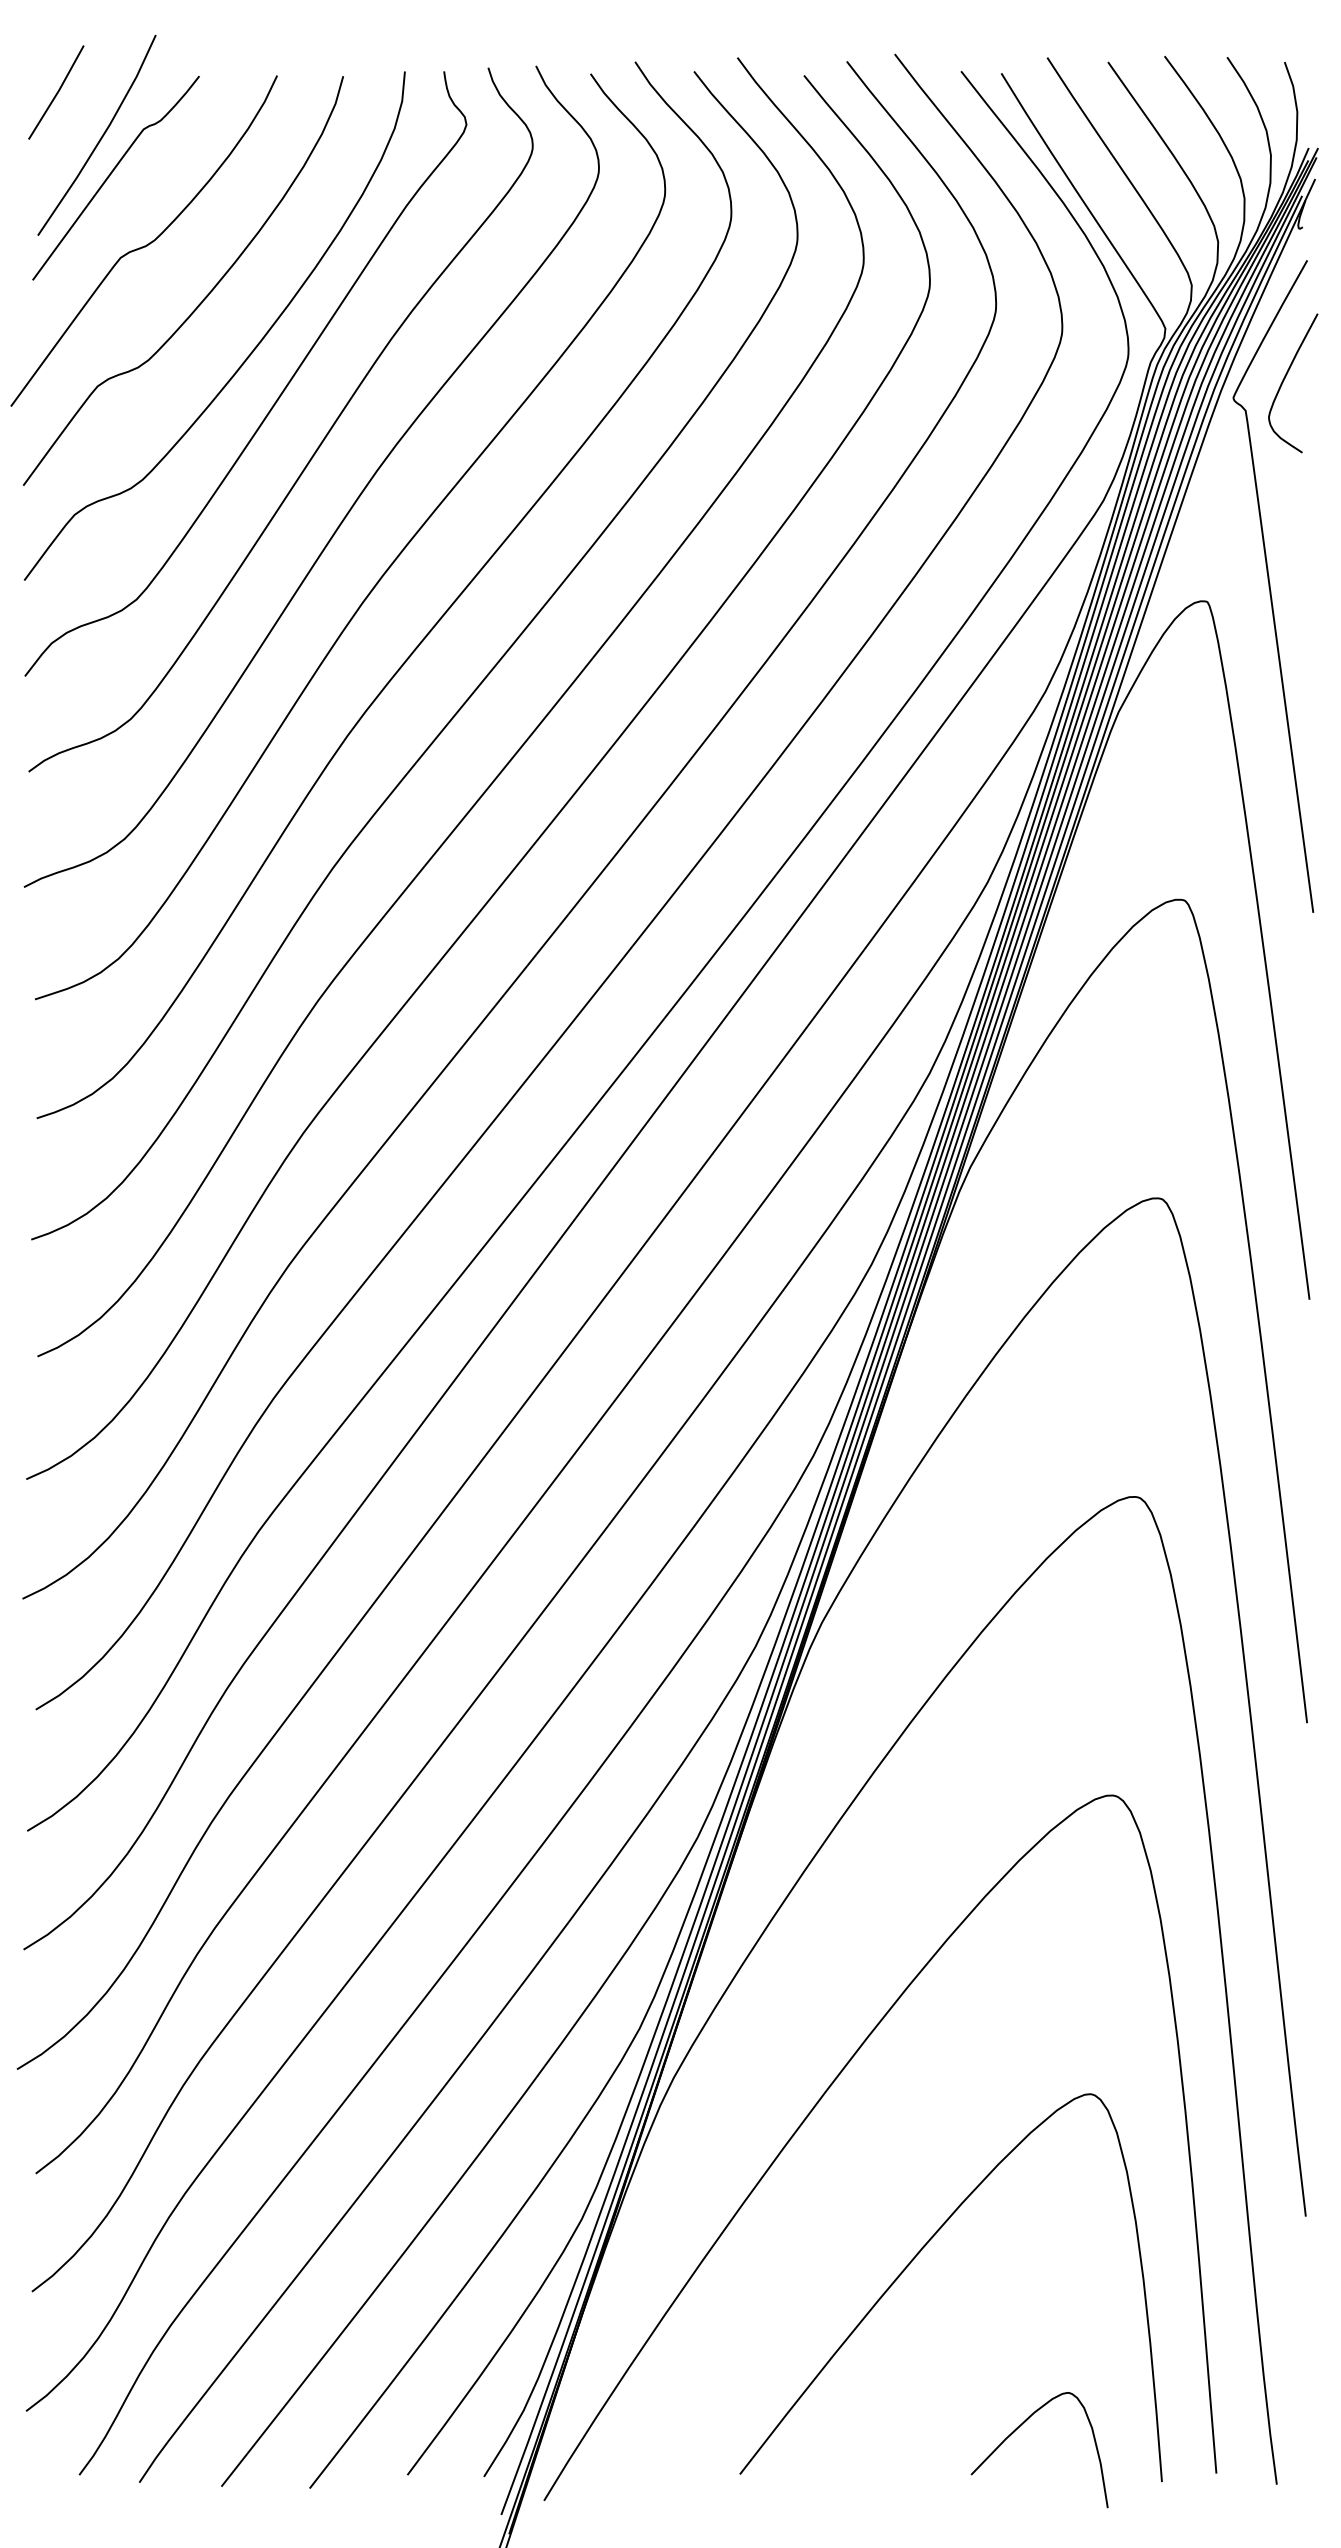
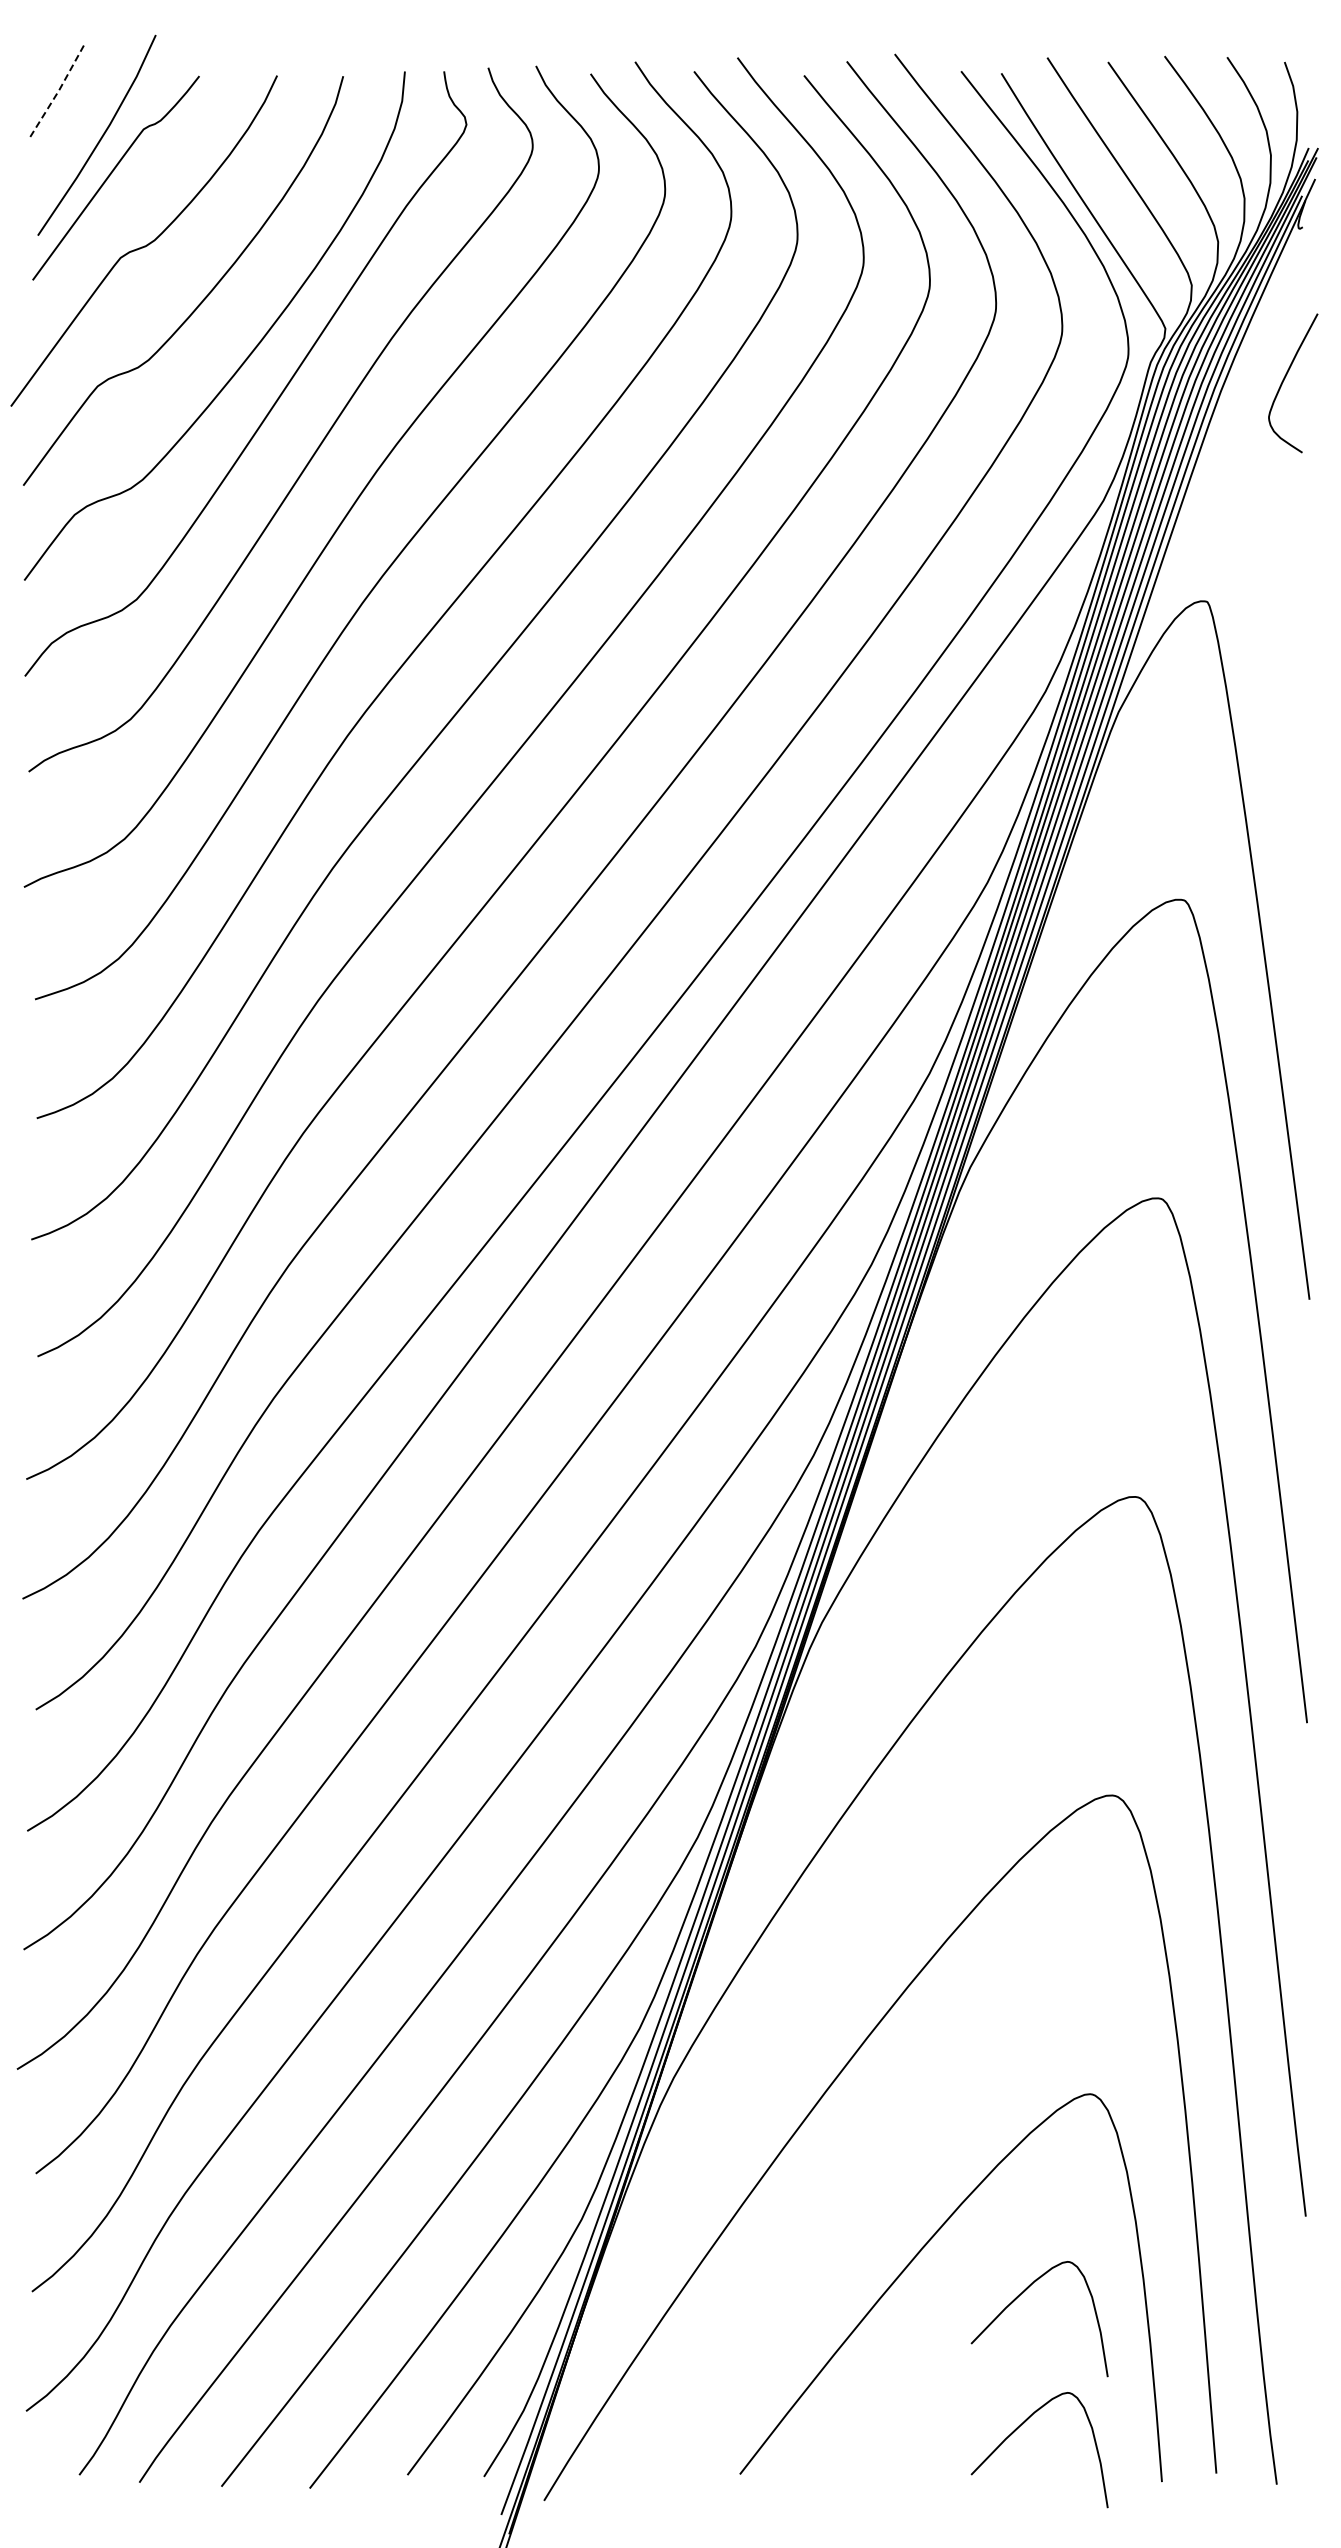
line: solid -> dashed (57, 93)
curve: present -> none (1270, 586)
curve: none -> present (1018, 2297)
